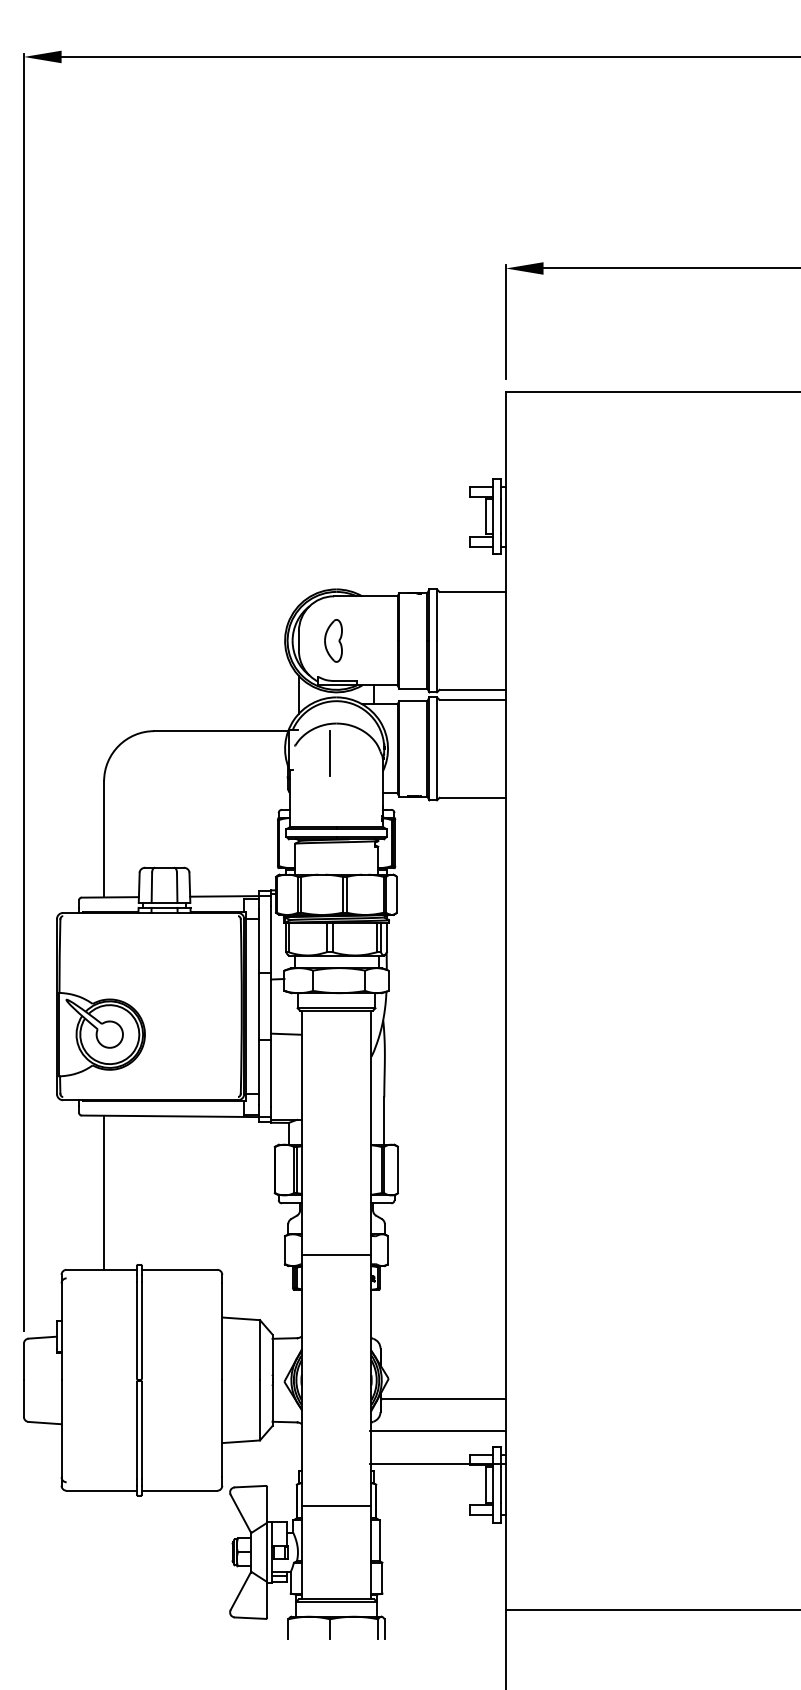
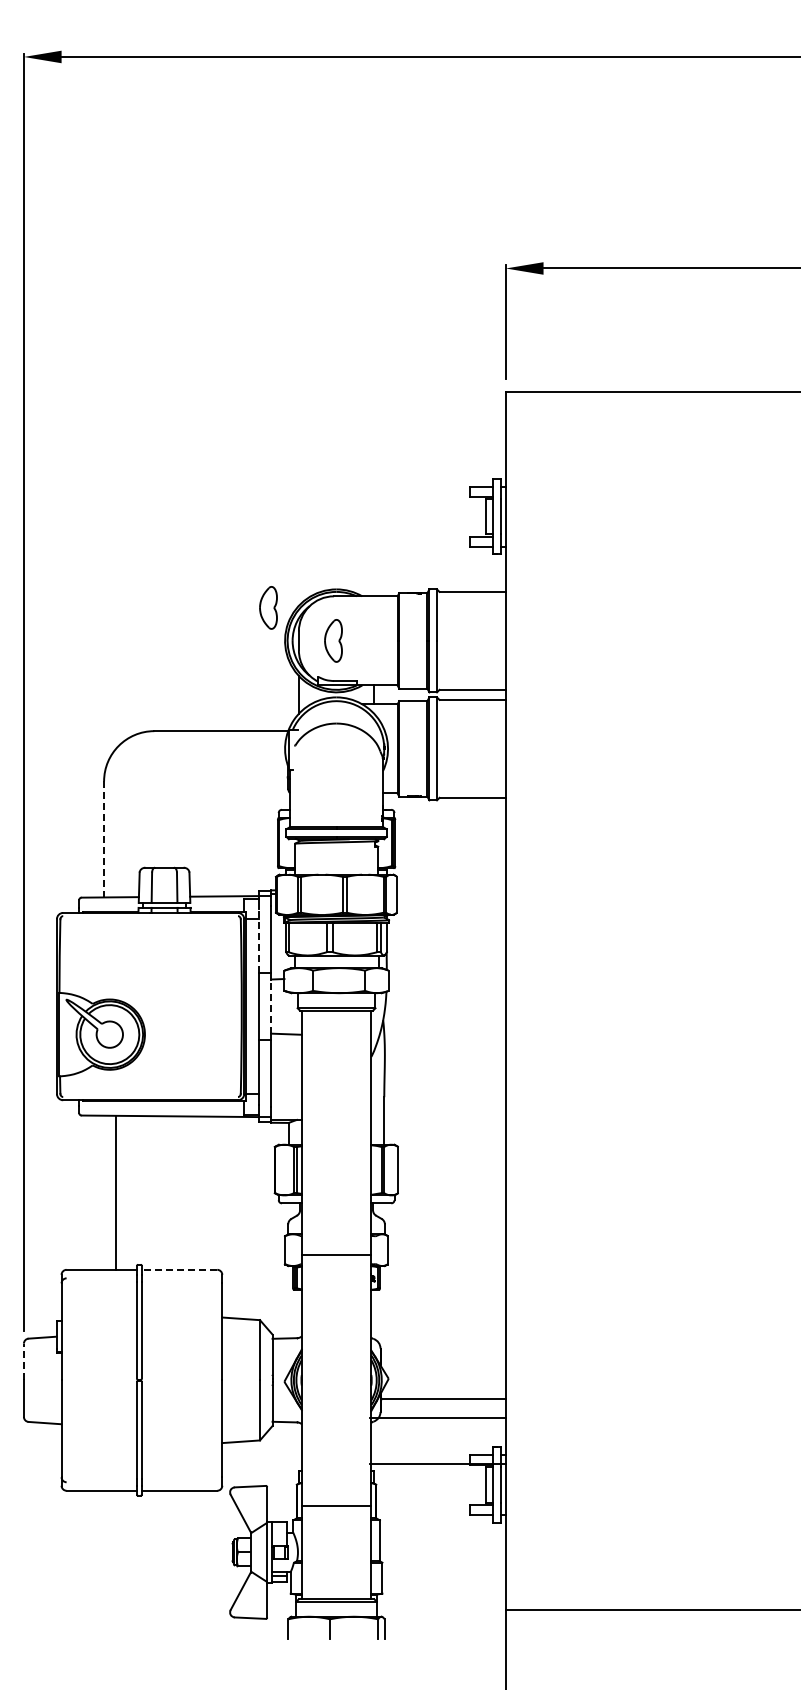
part: none -> present (268, 607)
line: present -> none (330, 753)
line: solid -> dashed (104, 839)
line: solid -> dashed (258, 940)
line: solid -> dashed (271, 1006)
line position: (104, 1192) -> (116, 1192) (116, 1192)
line: solid -> dashed (179, 1269)
line: solid -> dashed (23, 1361)
line position: (437, 1430) -> (437, 1417) (437, 1417)
